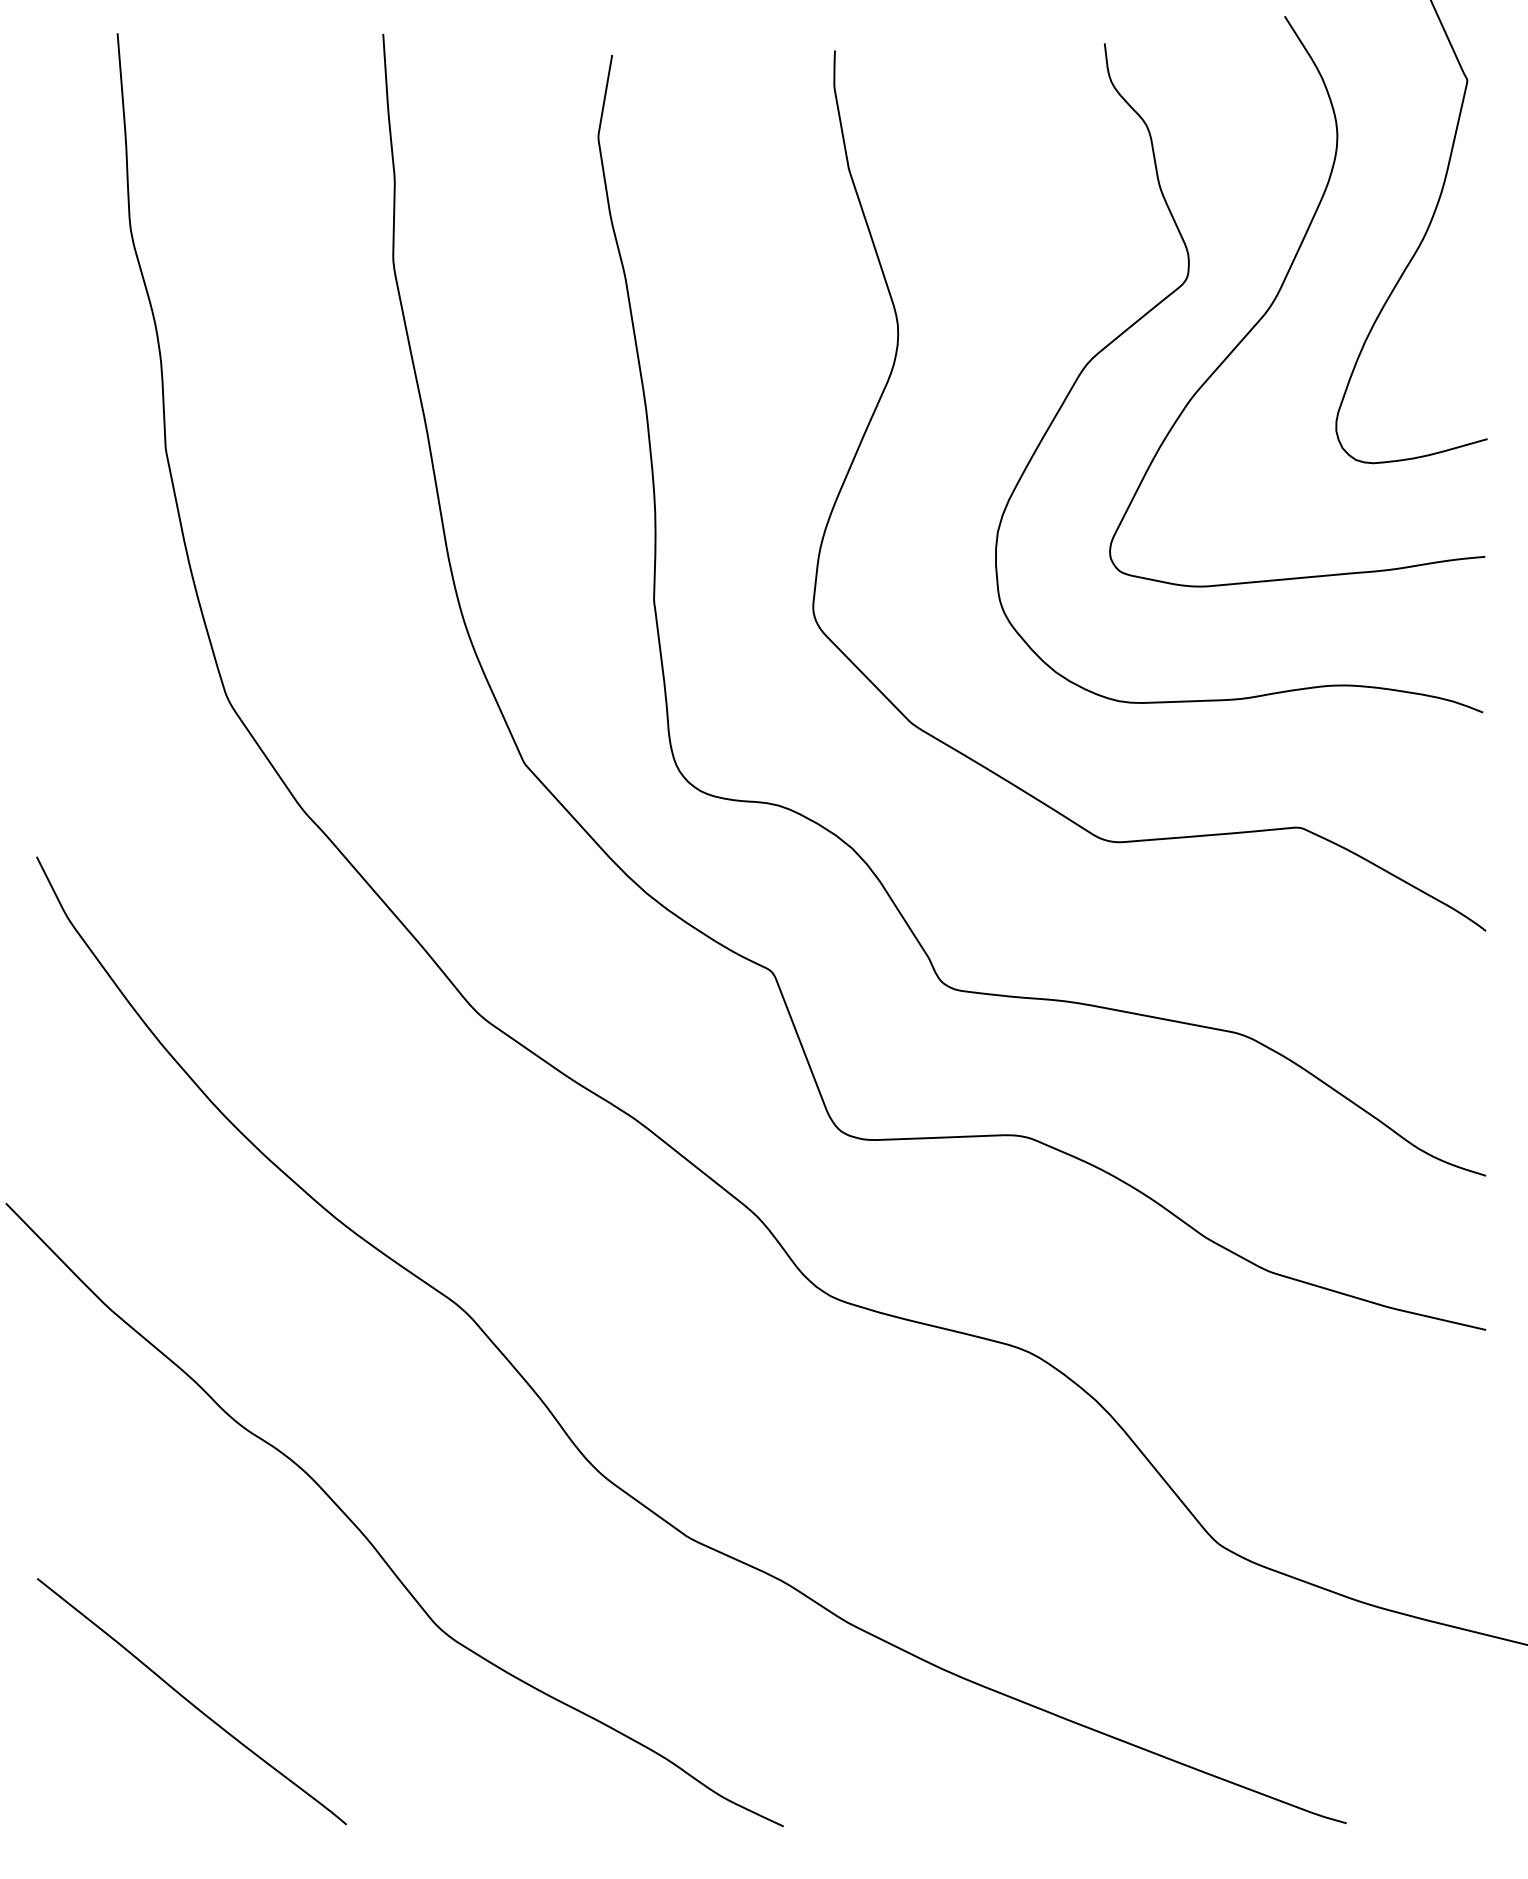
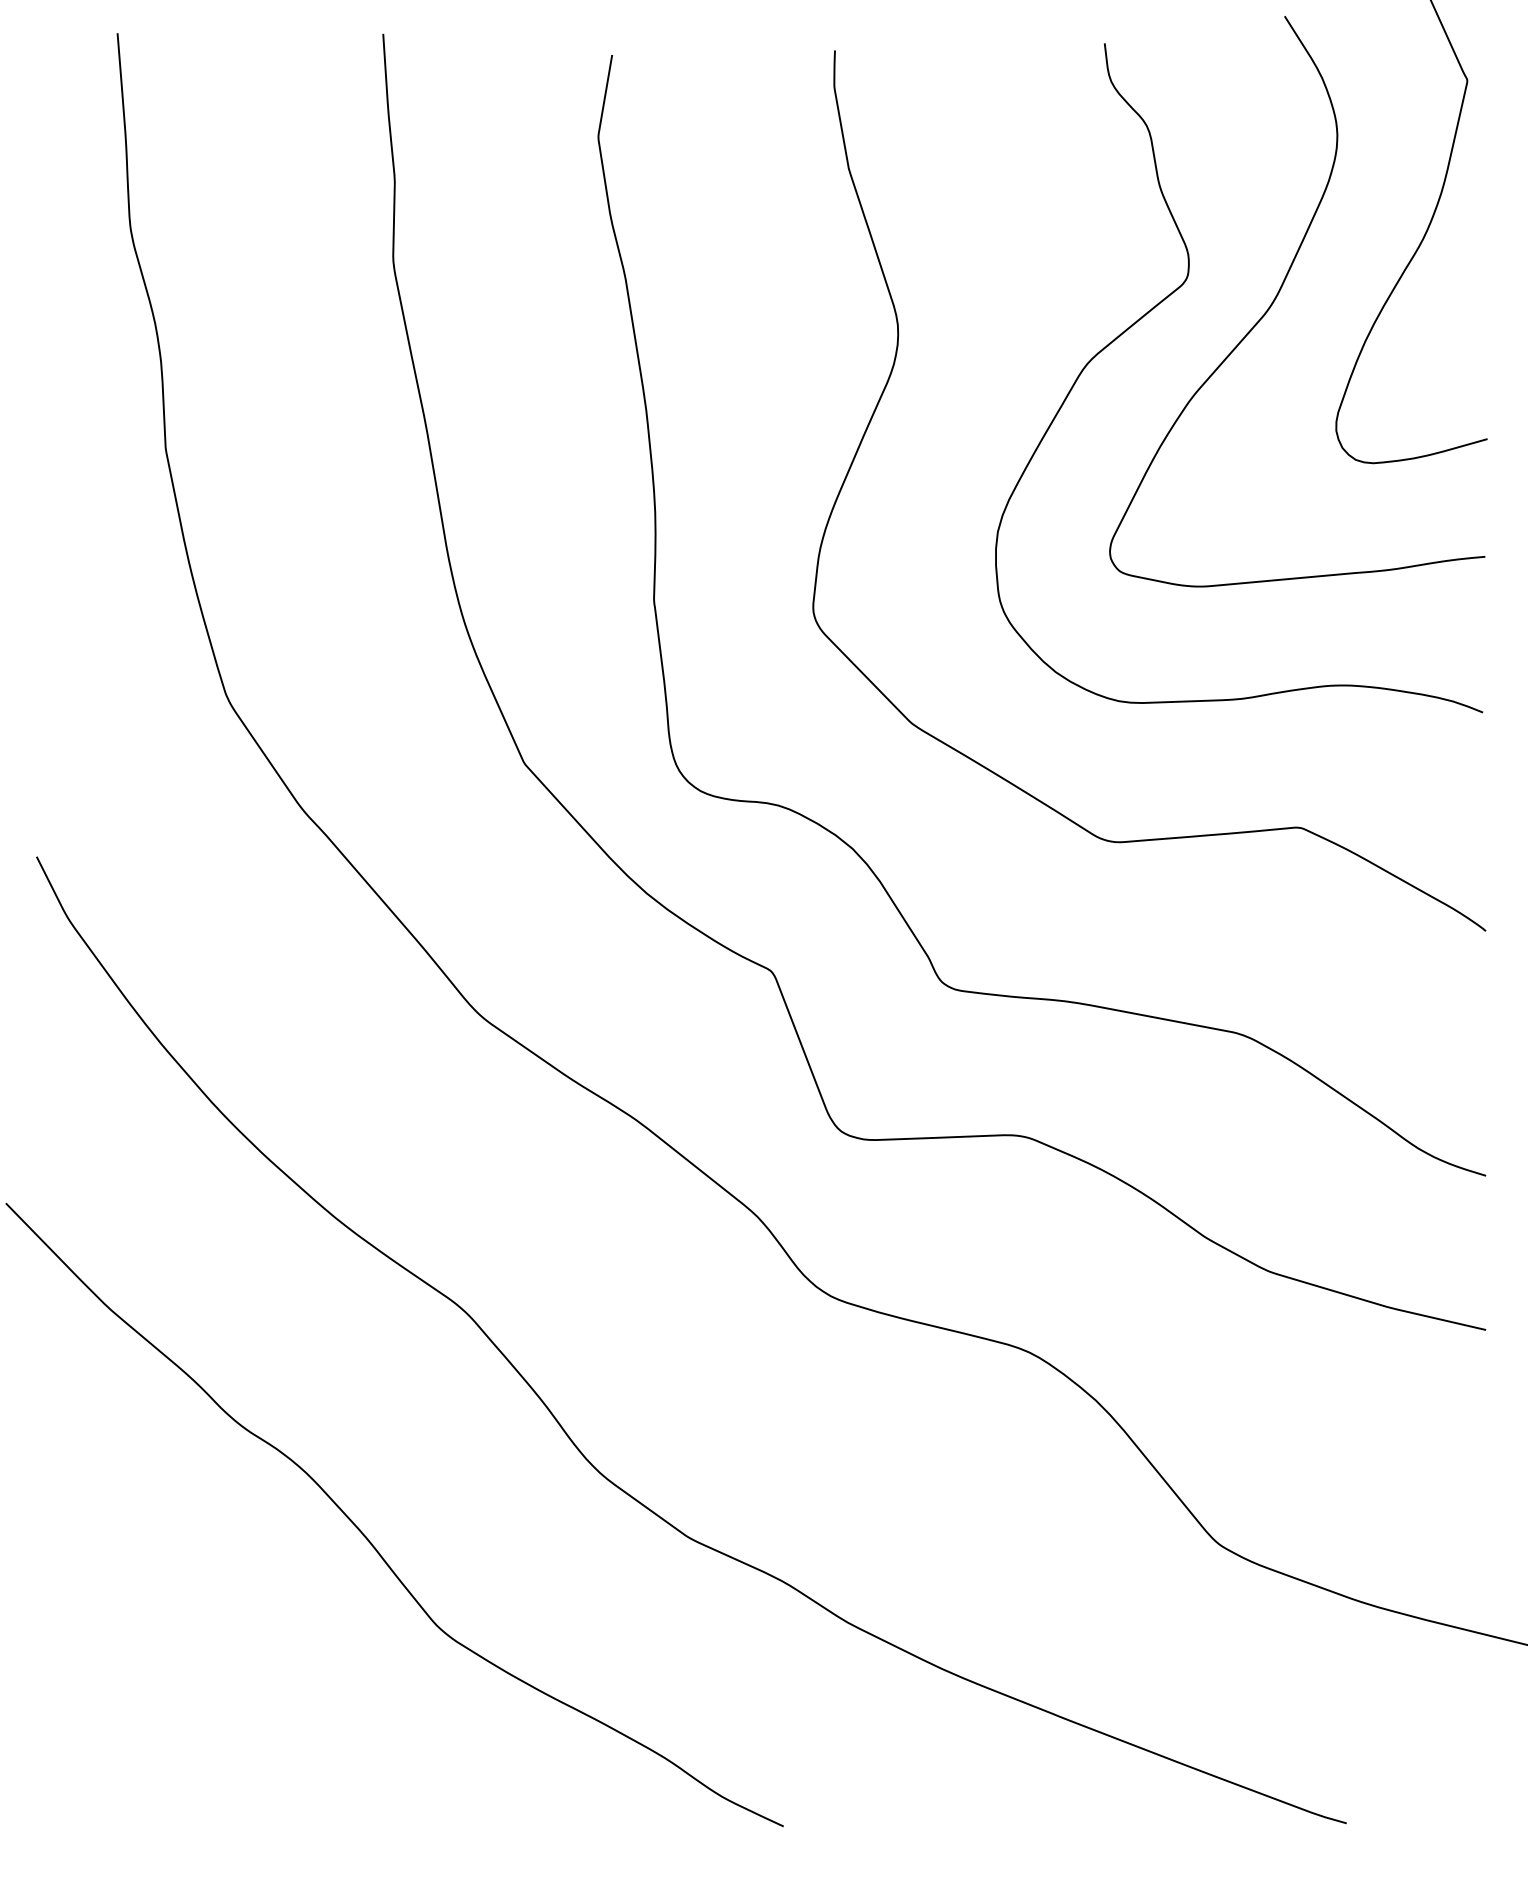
curve: present -> none (190, 1701)
